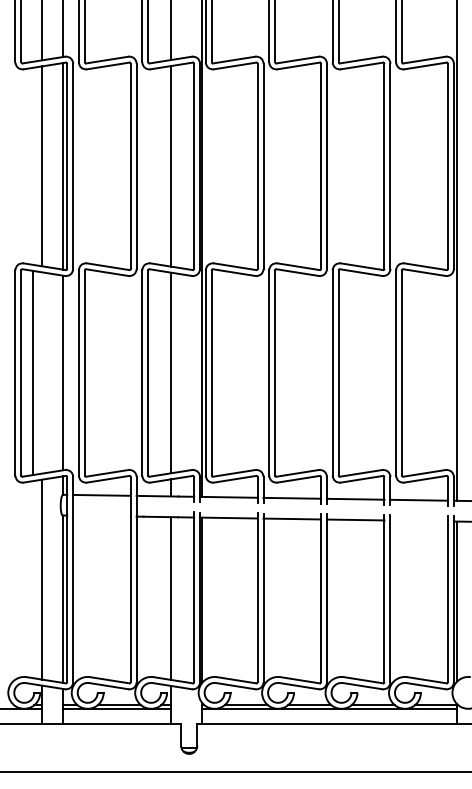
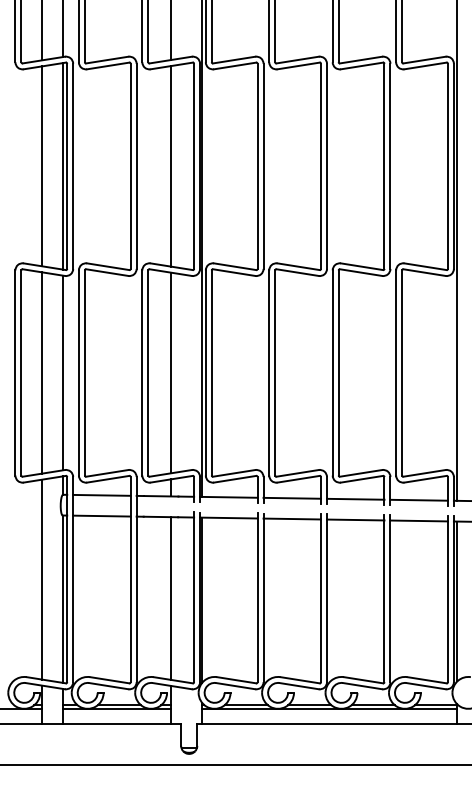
line position: (33, 372) -> (42, 372) (42, 372)
line: none -> present (101, 515)
line: none -> present (418, 520)
line position: (235, 772) -> (235, 765) (235, 765)
